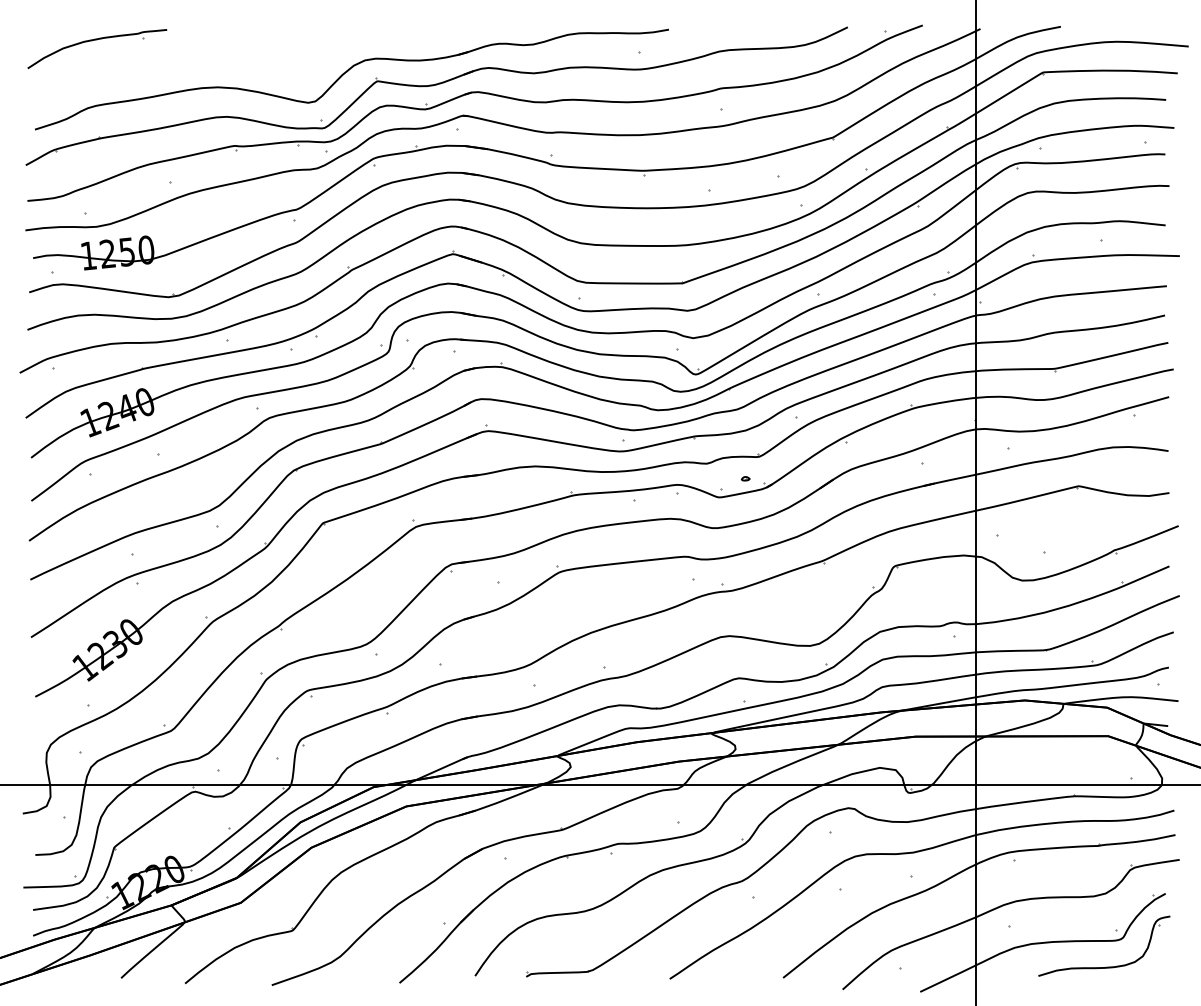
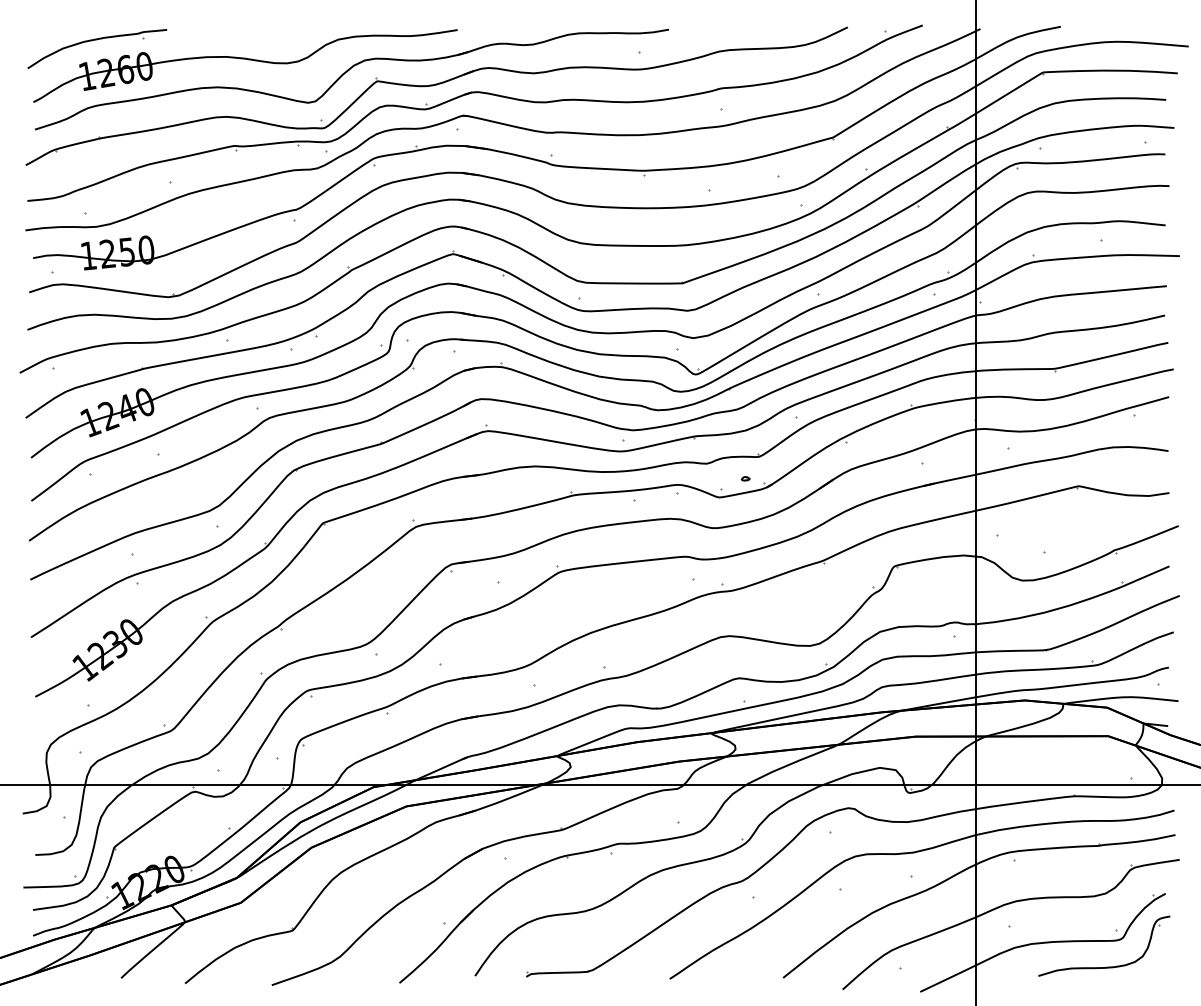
part: none -> present (245, 65)
